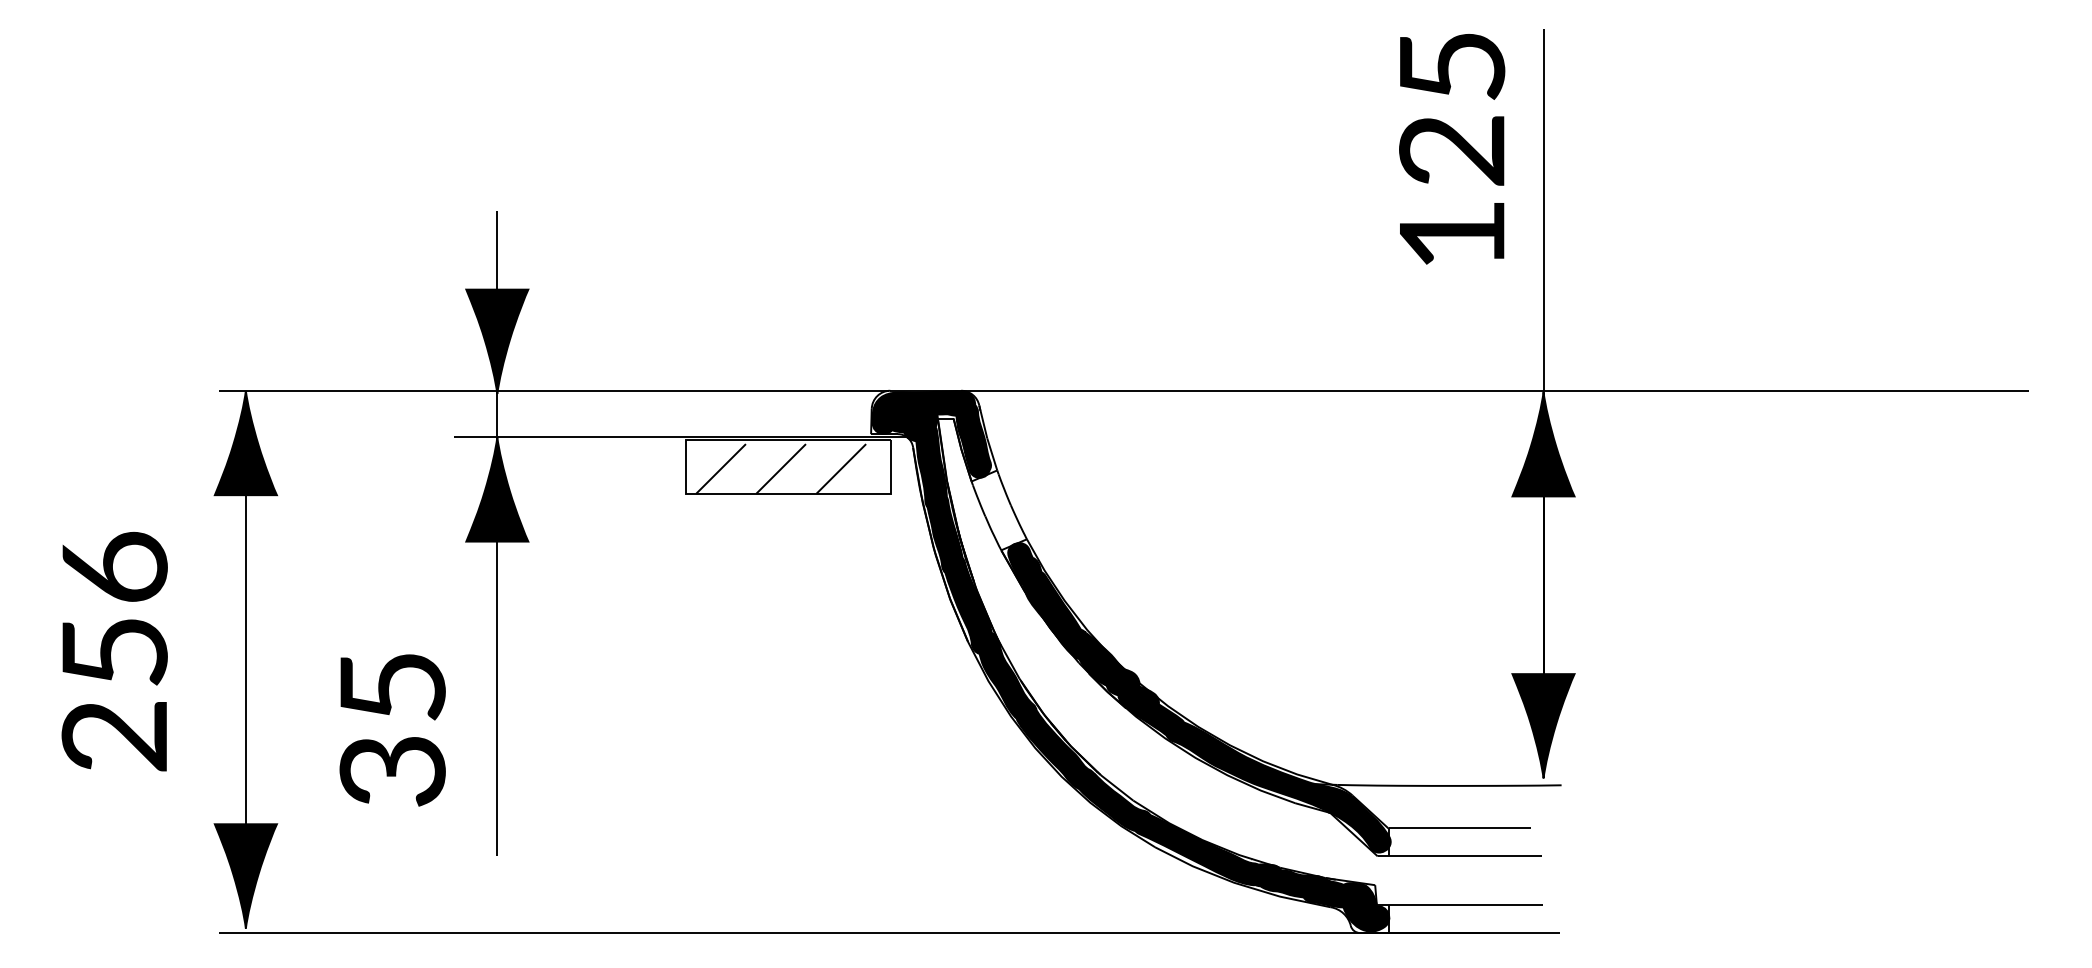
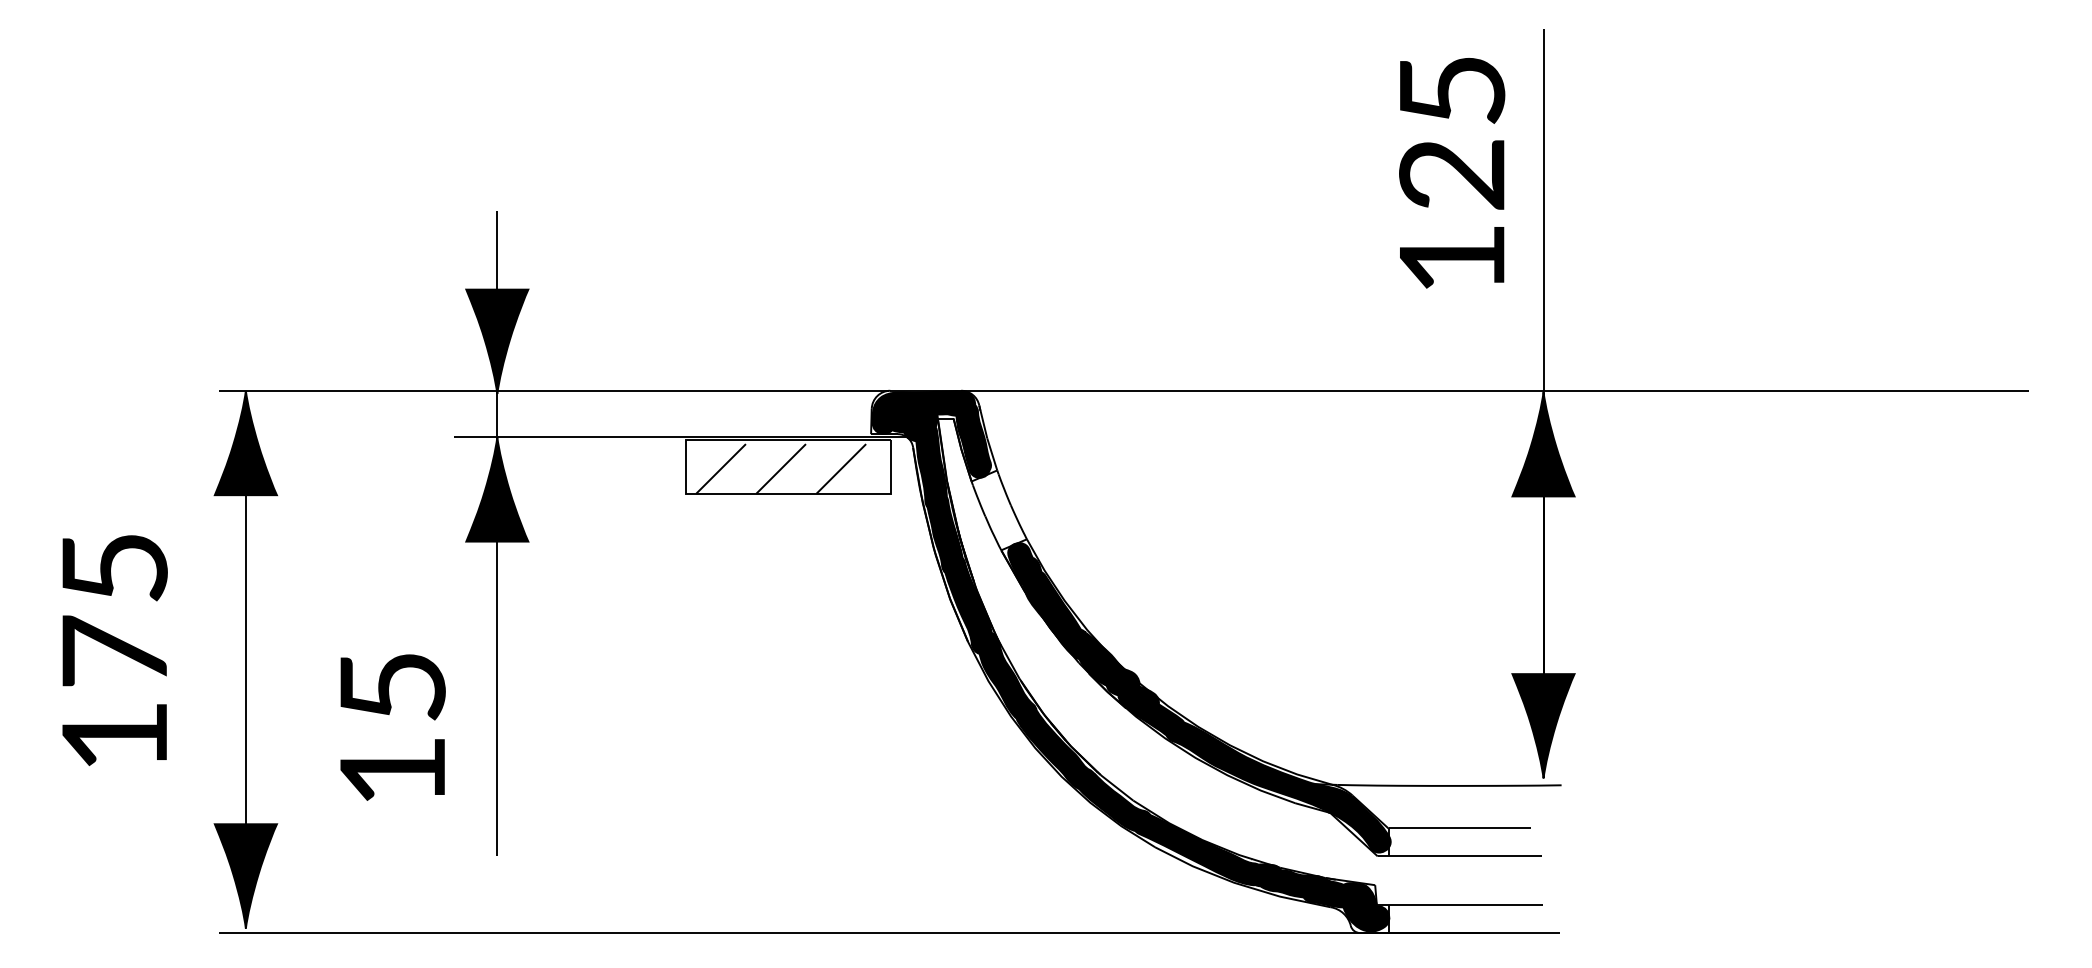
text position: (1452, 149) -> (1452, 173) (1452, 173)
text: 256 -> 175 (114, 651)
text: 35 -> 15 (392, 771)
